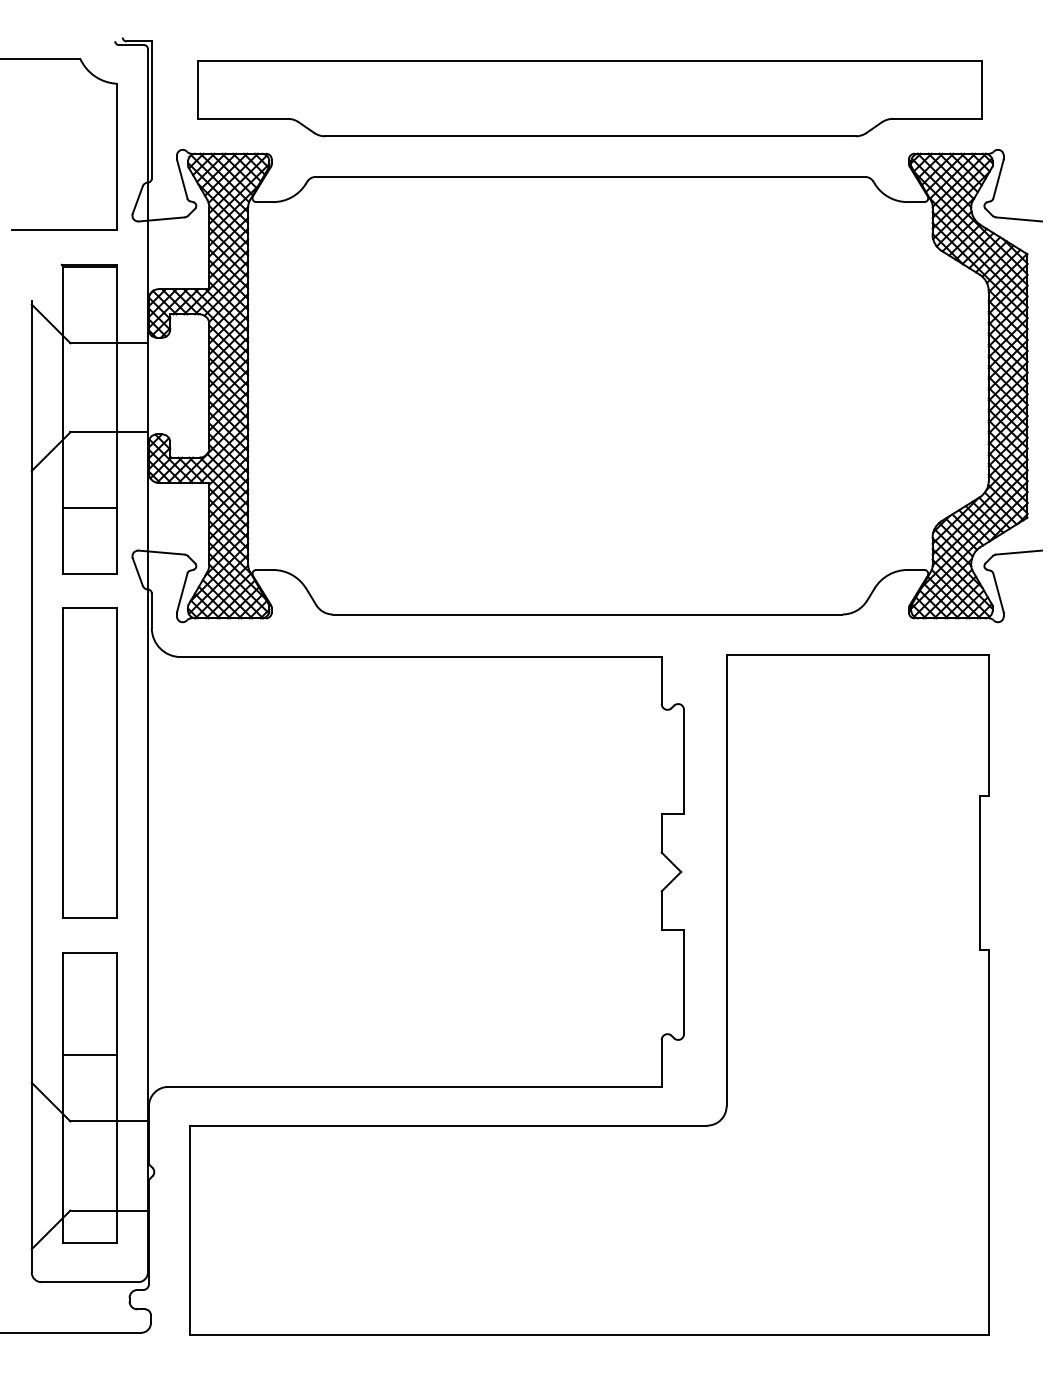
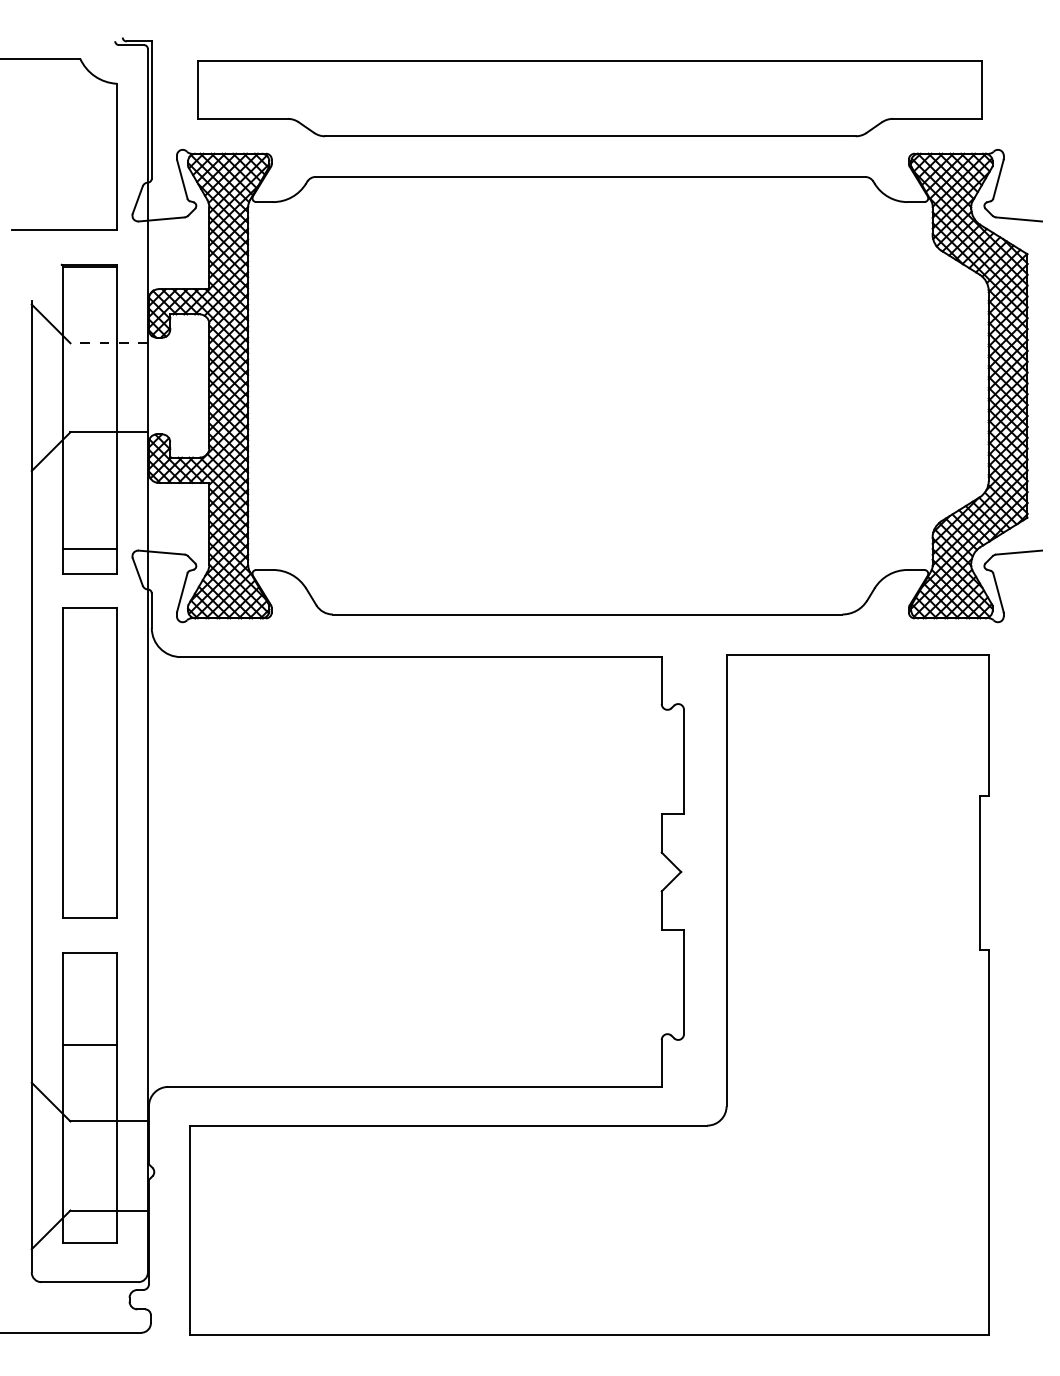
line: solid -> dashed (109, 343)
line position: (89, 508) -> (89, 549) (89, 549)
line position: (89, 1055) -> (89, 1045) (89, 1045)
